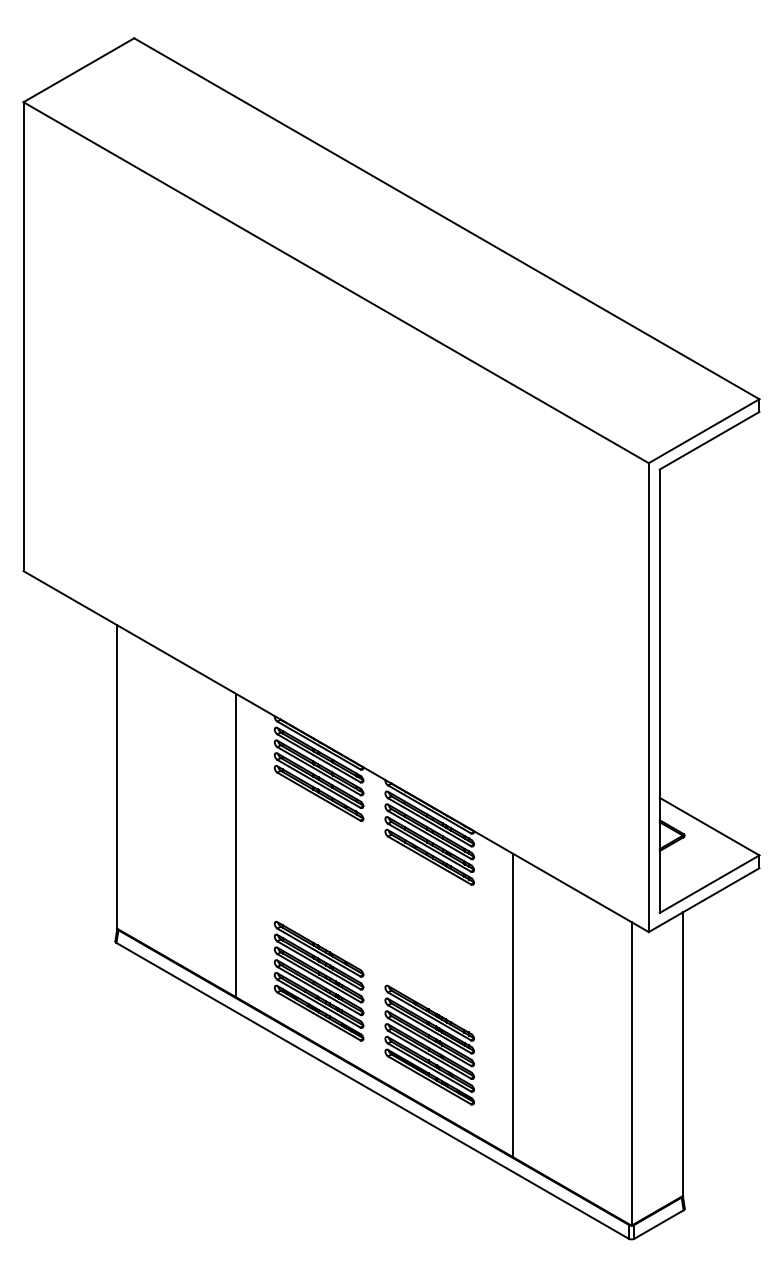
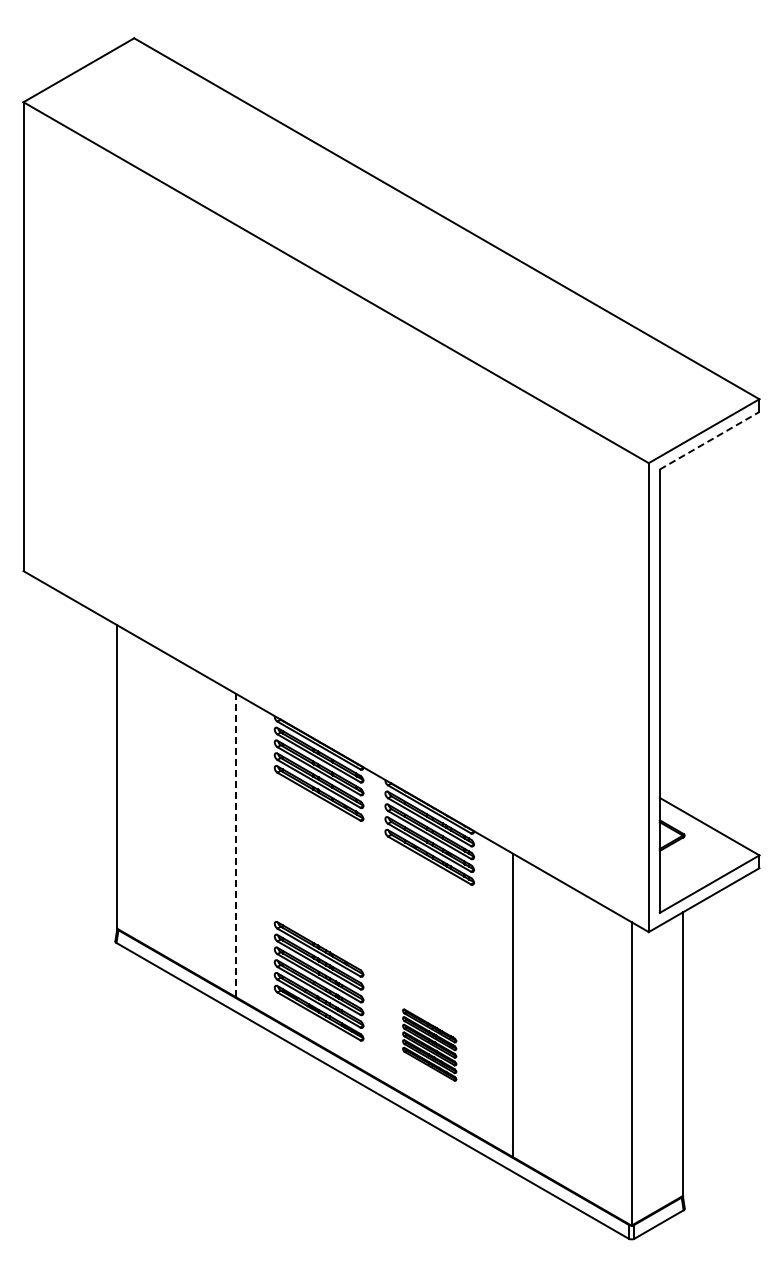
line: solid -> dashed (709, 440)
line: solid -> dashed (236, 845)
part size: 91x122 px -> 56x74 px (429, 1044)
